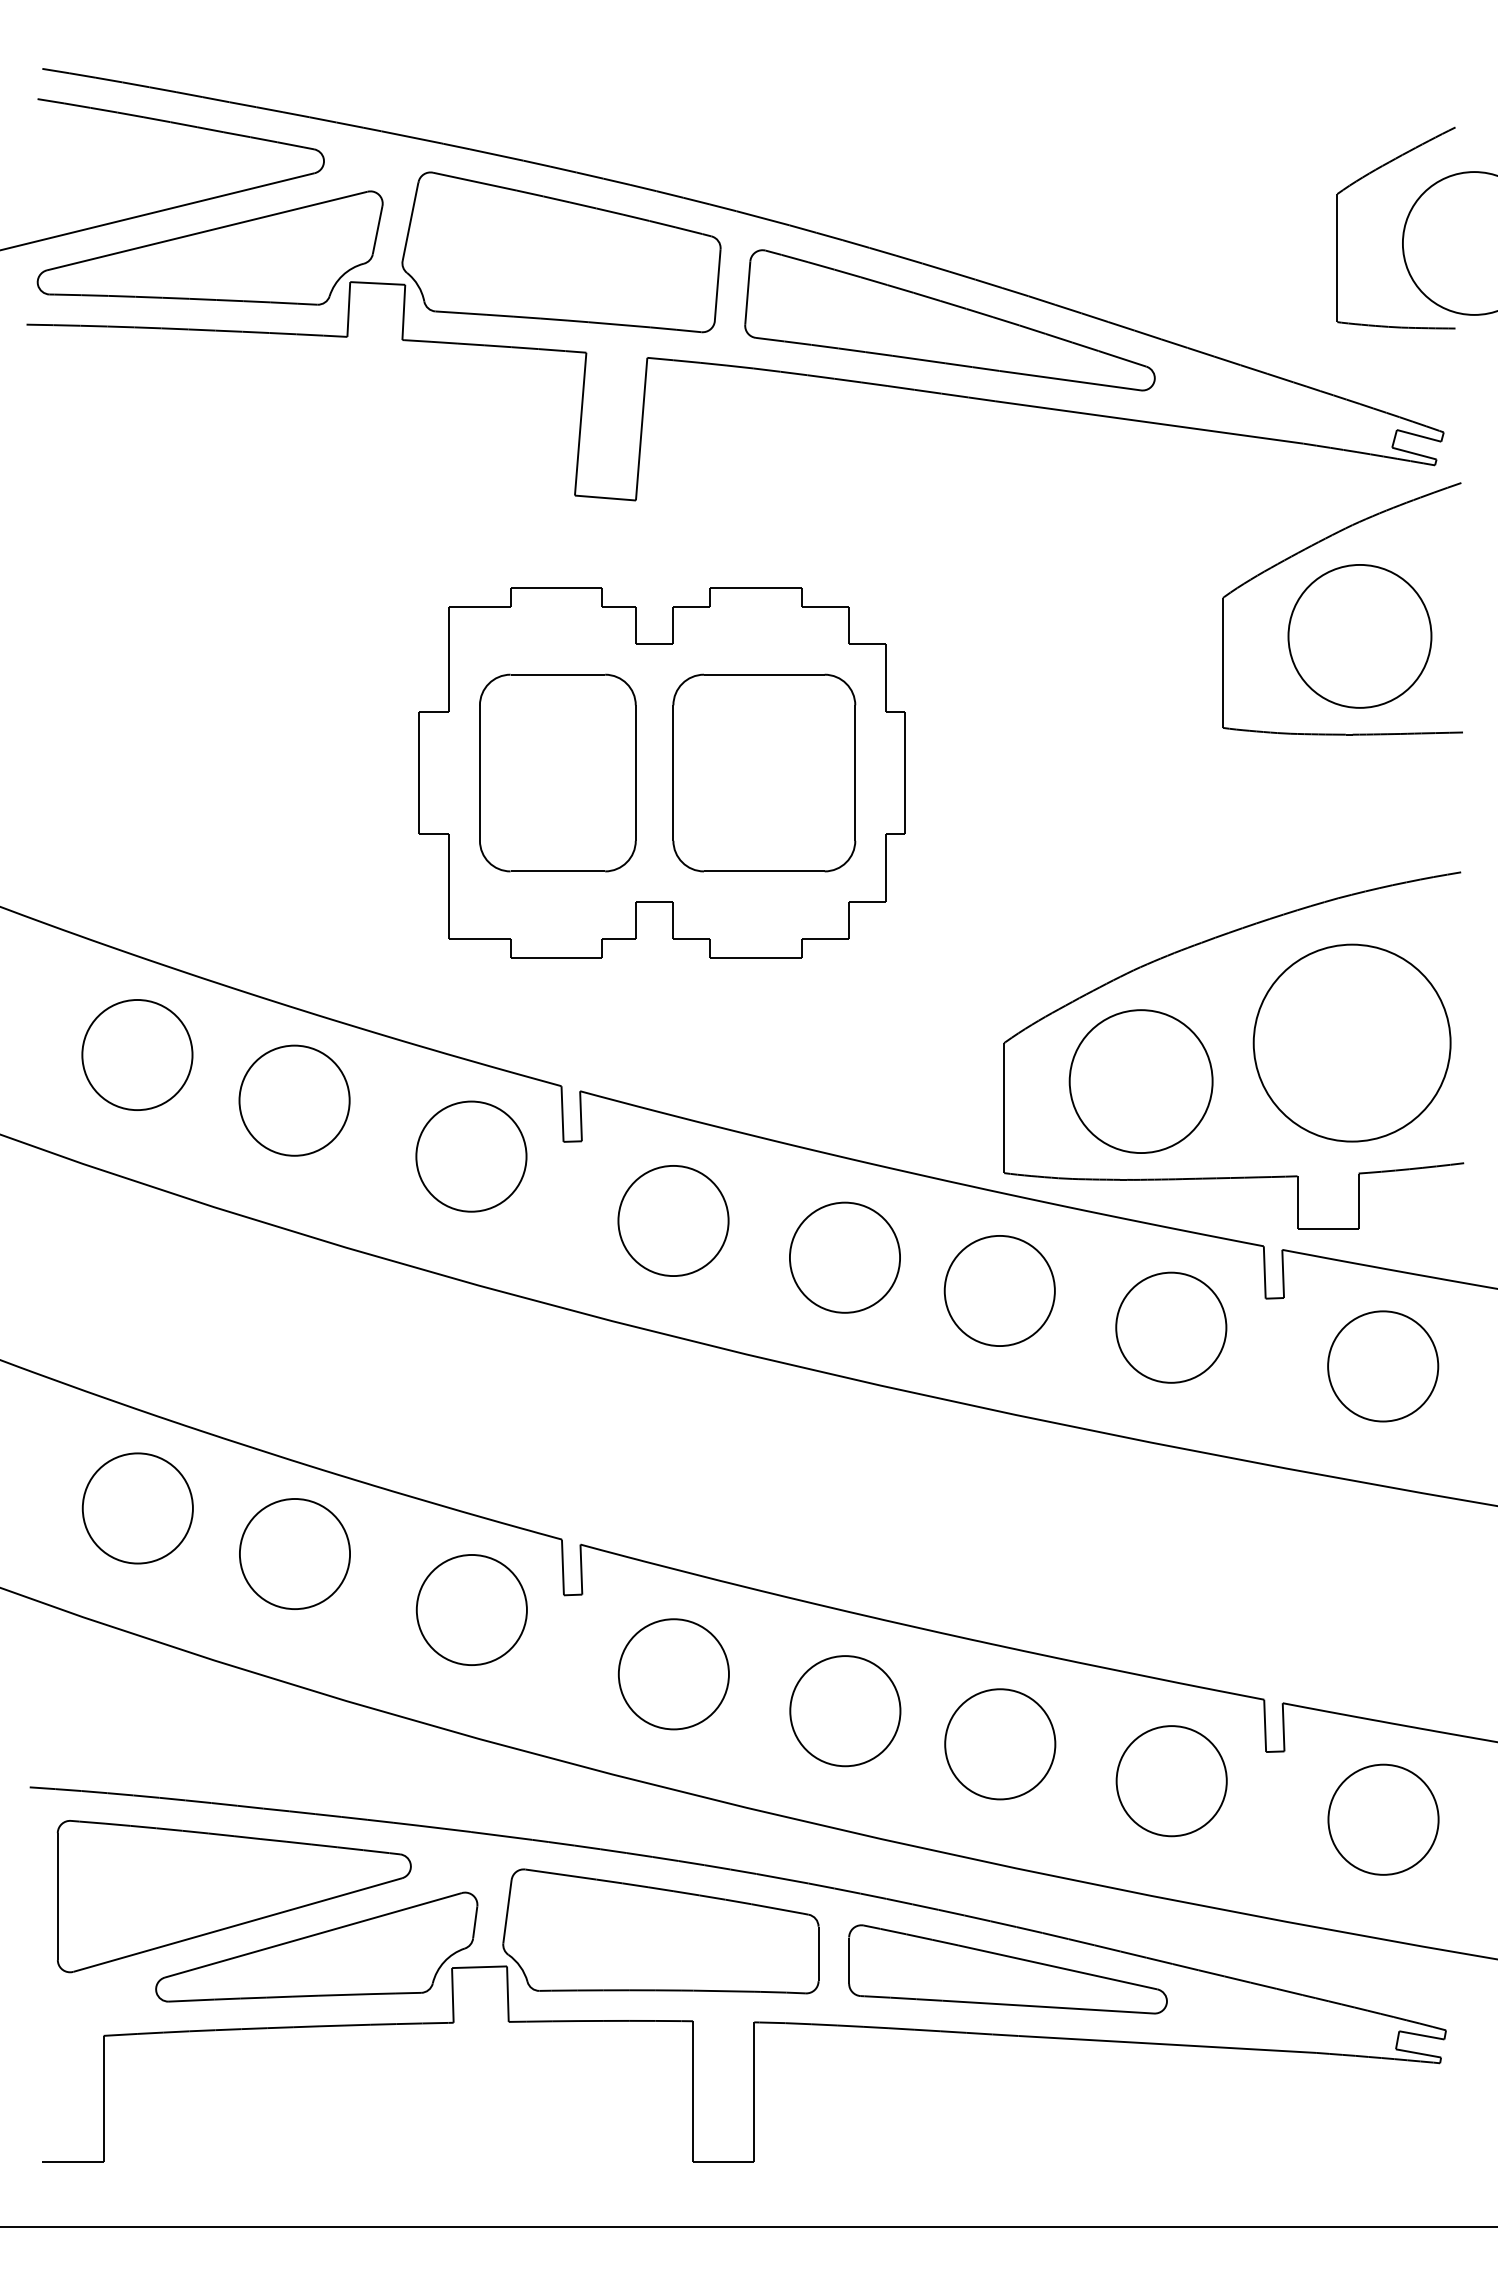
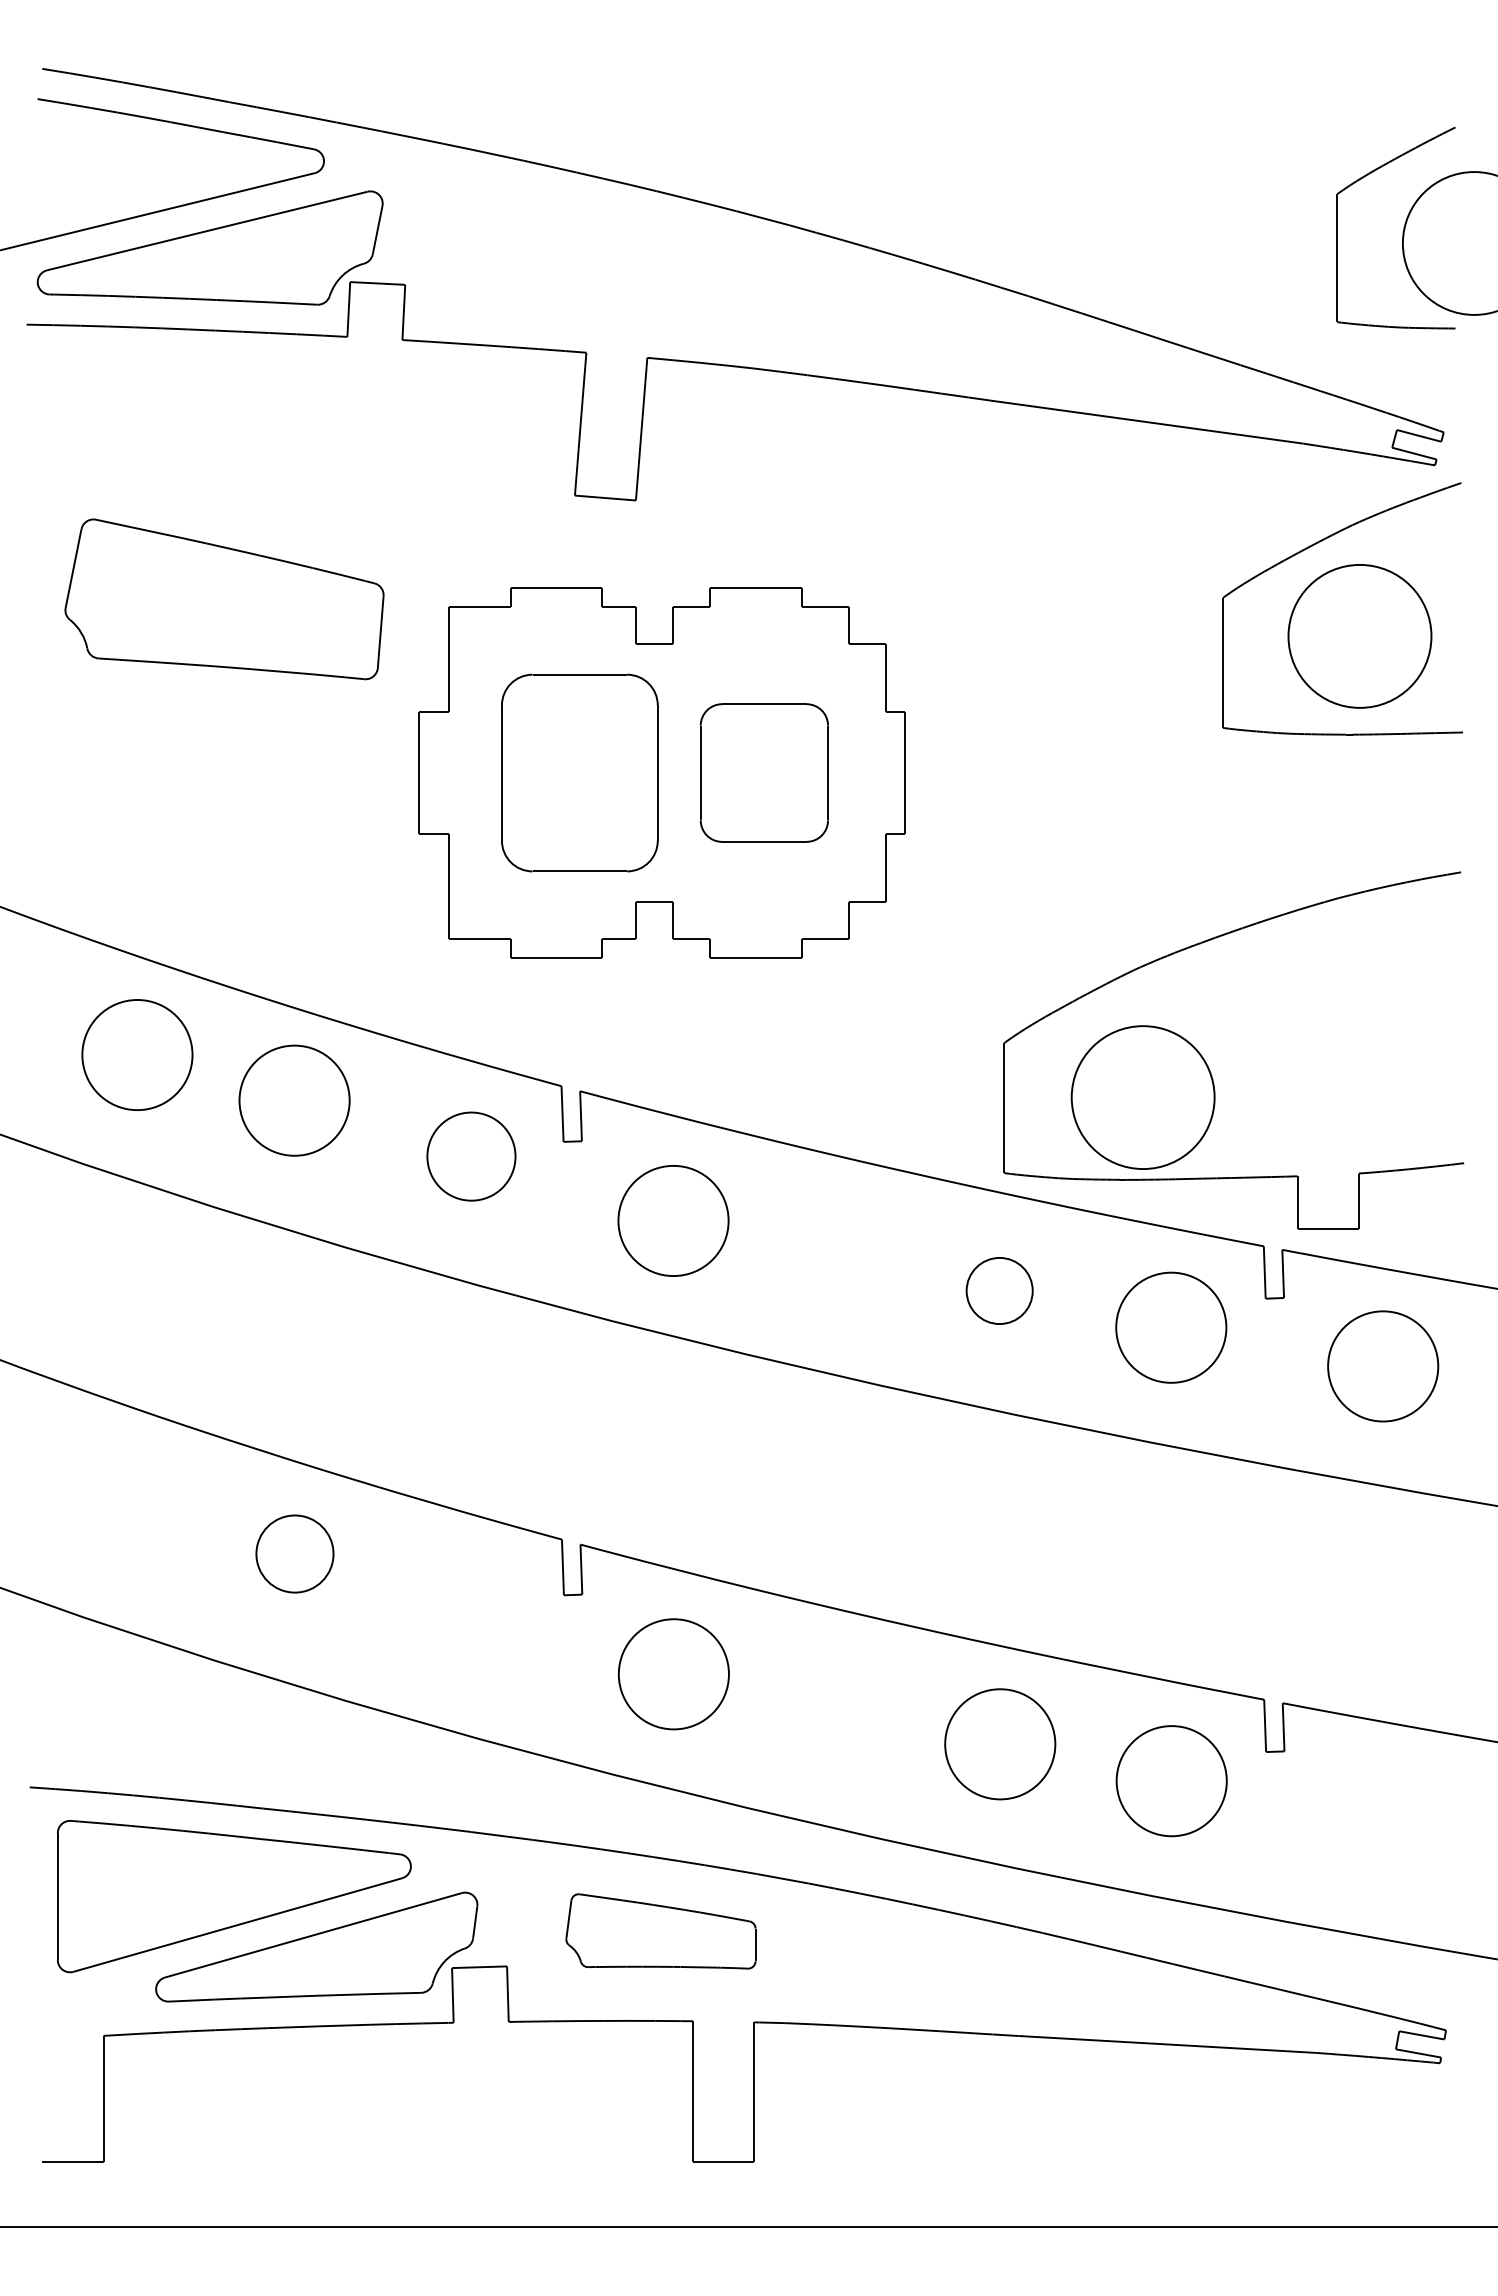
part position: (561, 252) -> (224, 599) (224, 599)
part: present -> none (949, 320)
part position: (557, 772) -> (579, 772) (579, 772)
part size: 185x200 px -> 130x140 px (763, 772)
part: present -> none (1351, 1042)
part position: (1140, 1081) -> (1142, 1097) (1142, 1097)
part size: 113x113 px -> 91x91 px (471, 1156)
part: present -> none (844, 1257)
part size: 113x112 px -> 69x68 px (999, 1290)
part: present -> none (137, 1508)
part size: 112x112 px -> 80x80 px (294, 1553)
part: present -> none (471, 1609)
part: present -> none (845, 1711)
part: present -> none (1383, 1819)
part size: 318x127 px -> 192x77 px (660, 1931)
part: present -> none (1007, 1969)
